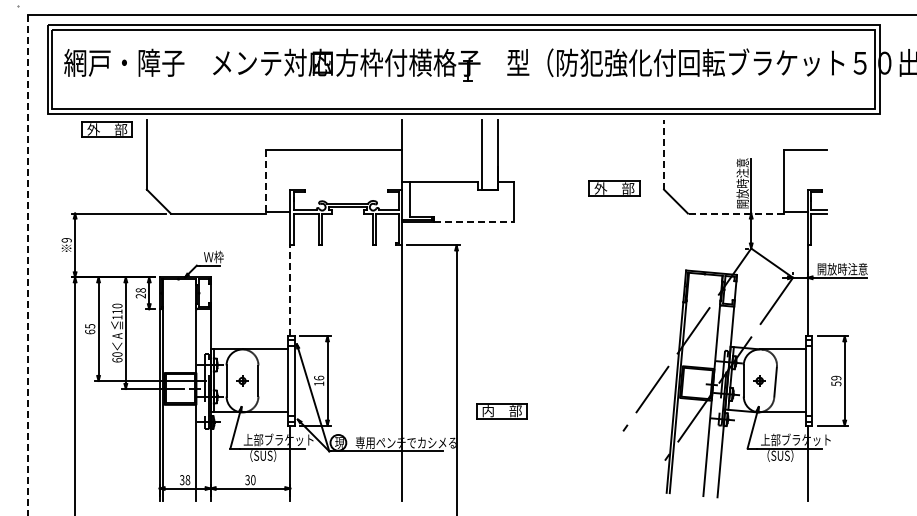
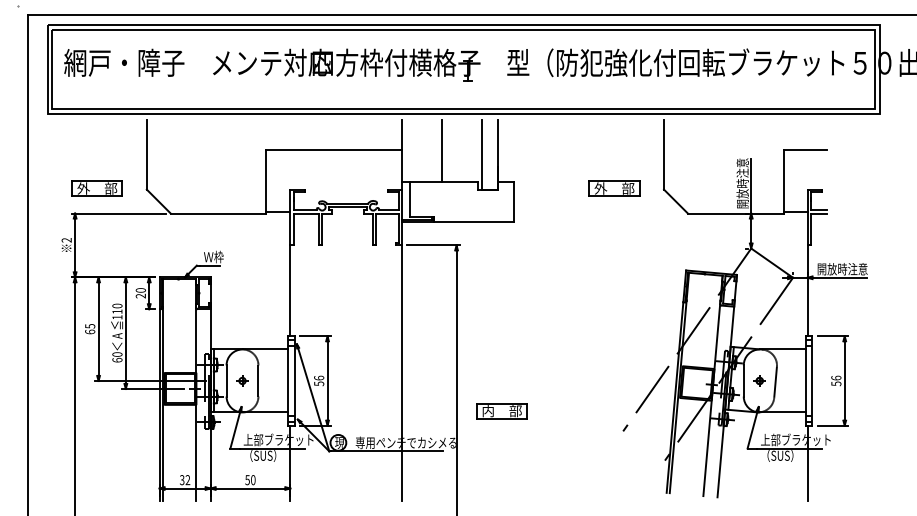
part position: (106, 129) -> (96, 188) (96, 188)
line: none -> present (441, 150)
line: dashed -> solid (664, 154)
line: dashed -> solid (266, 181)
line: dashed -> solid (735, 213)
line: dashed -> solid (473, 221)
text: 9 -> 2 (66, 240)
line: dashed -> solid (27, 266)
text: 28 -> 20 (141, 290)
line: dashed -> solid (290, 290)
text: 59 -> 56 (836, 377)
text: 16 -> 56 (319, 383)
text: 30 -> 50 (247, 479)
text: 38 -> 32 (187, 480)
